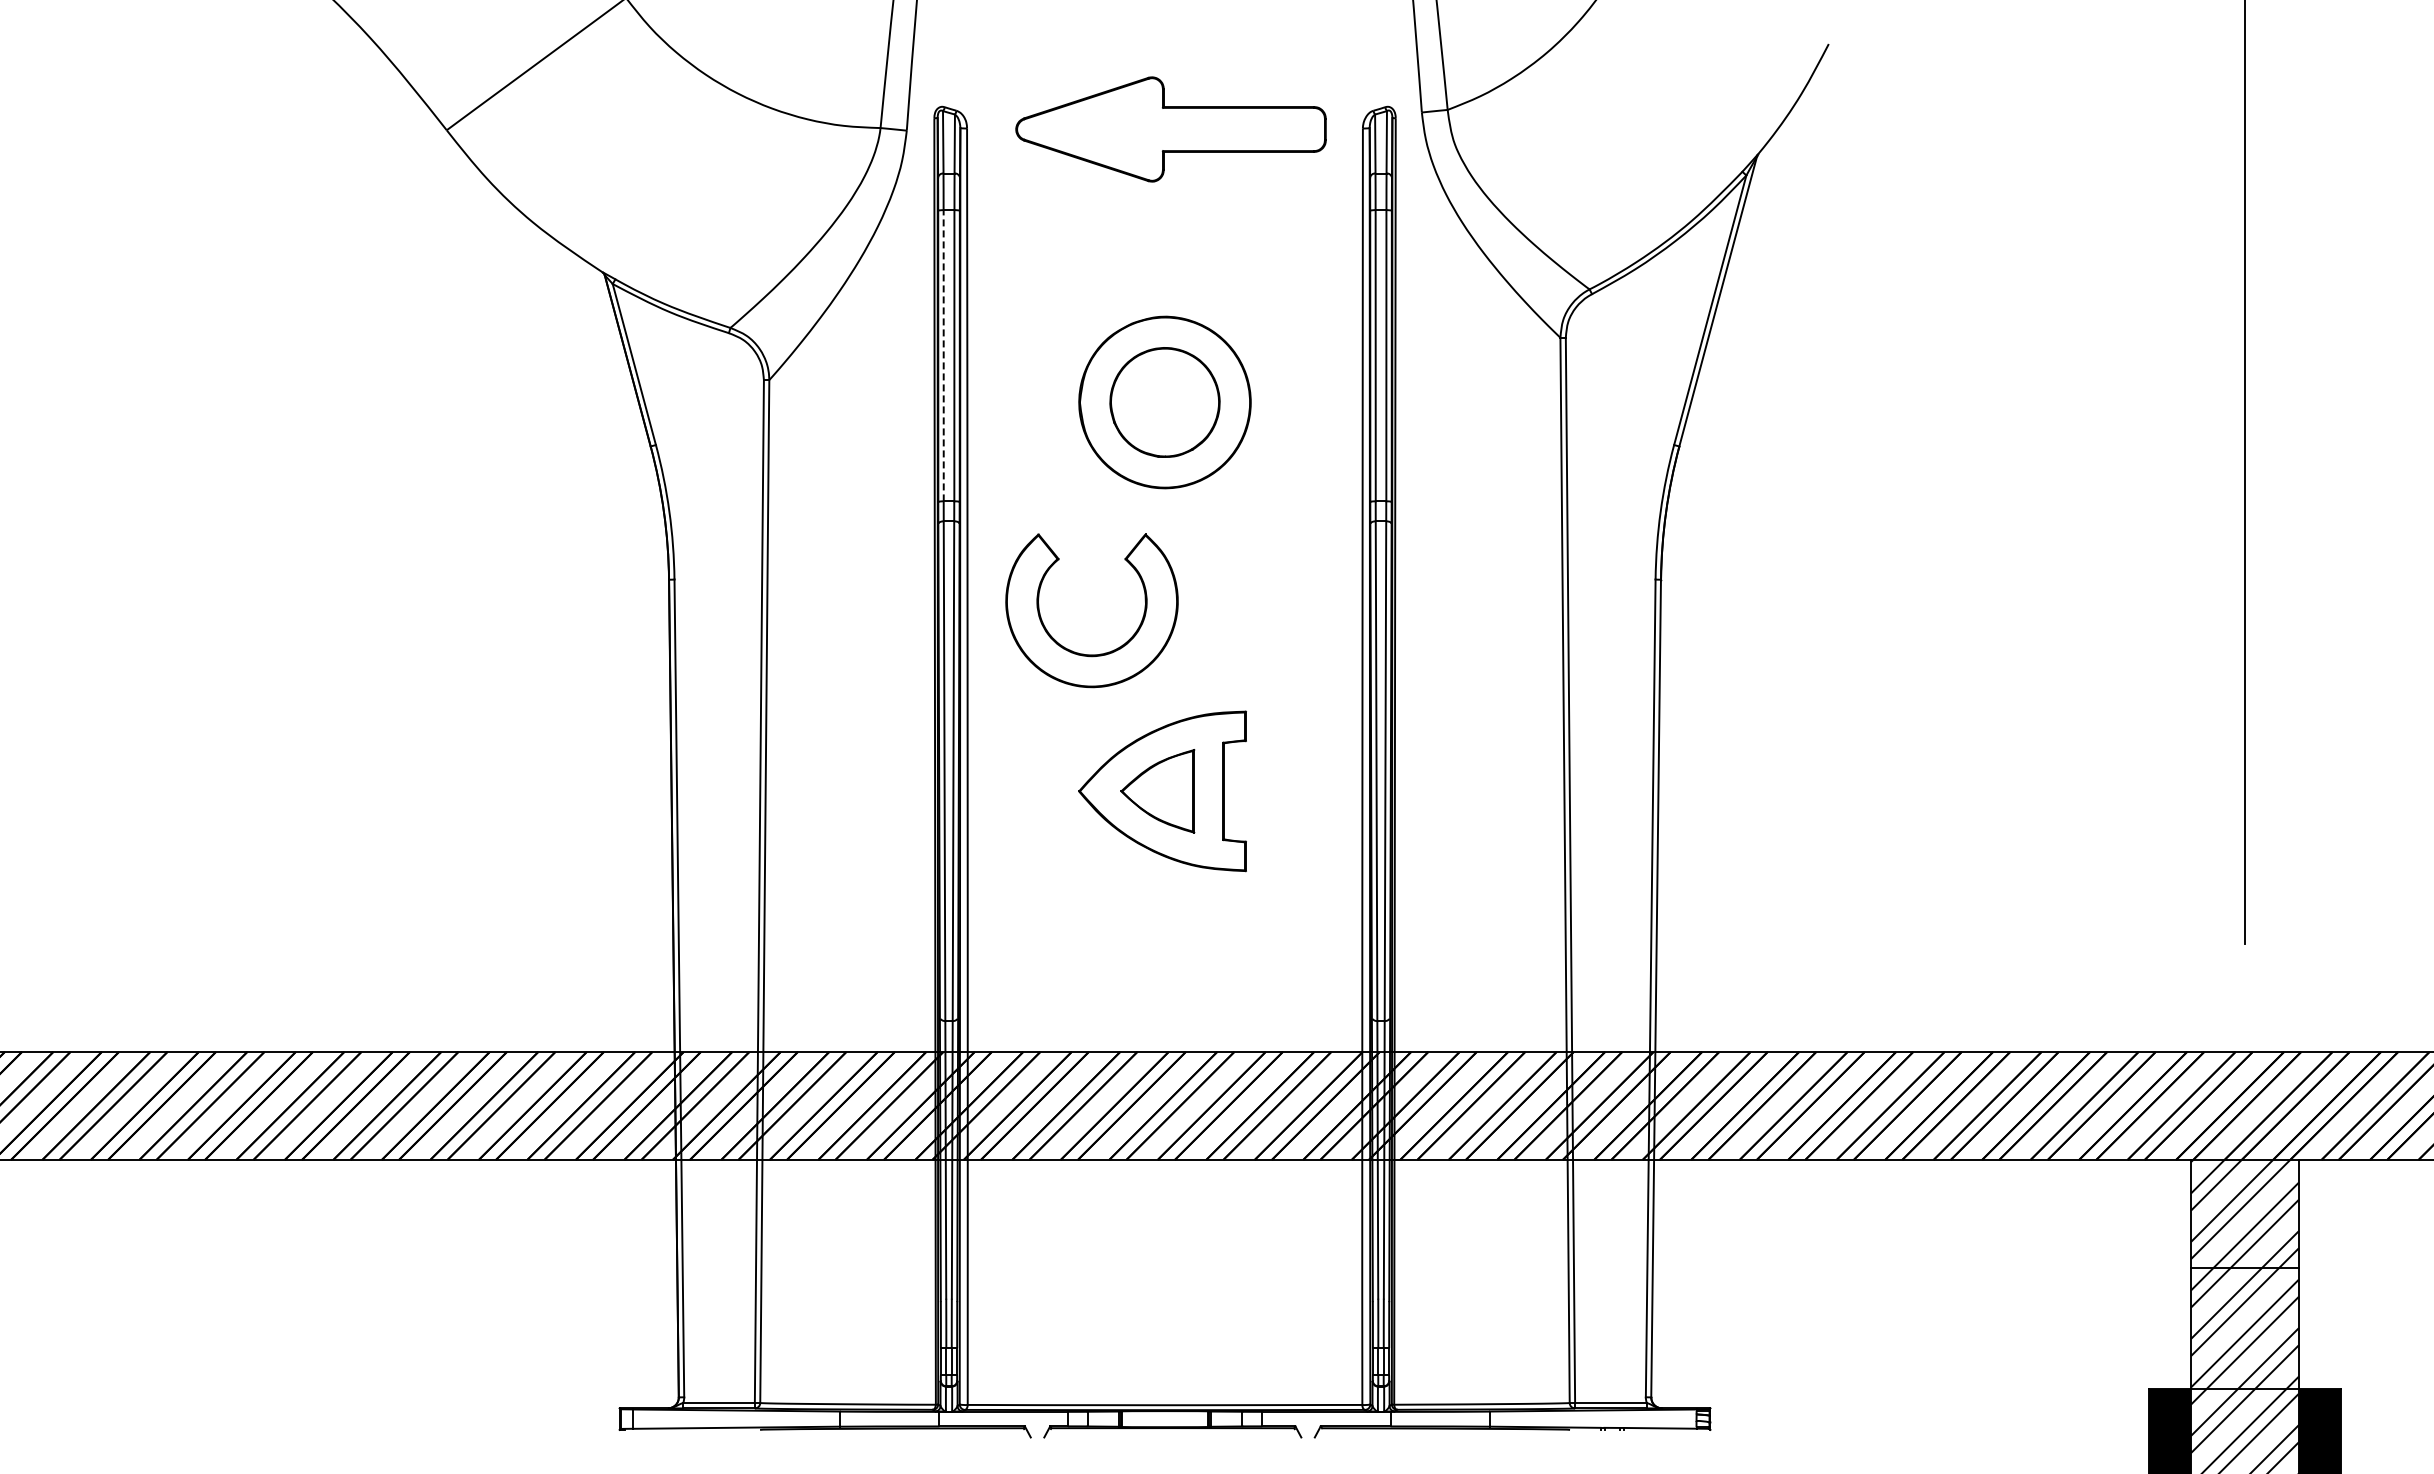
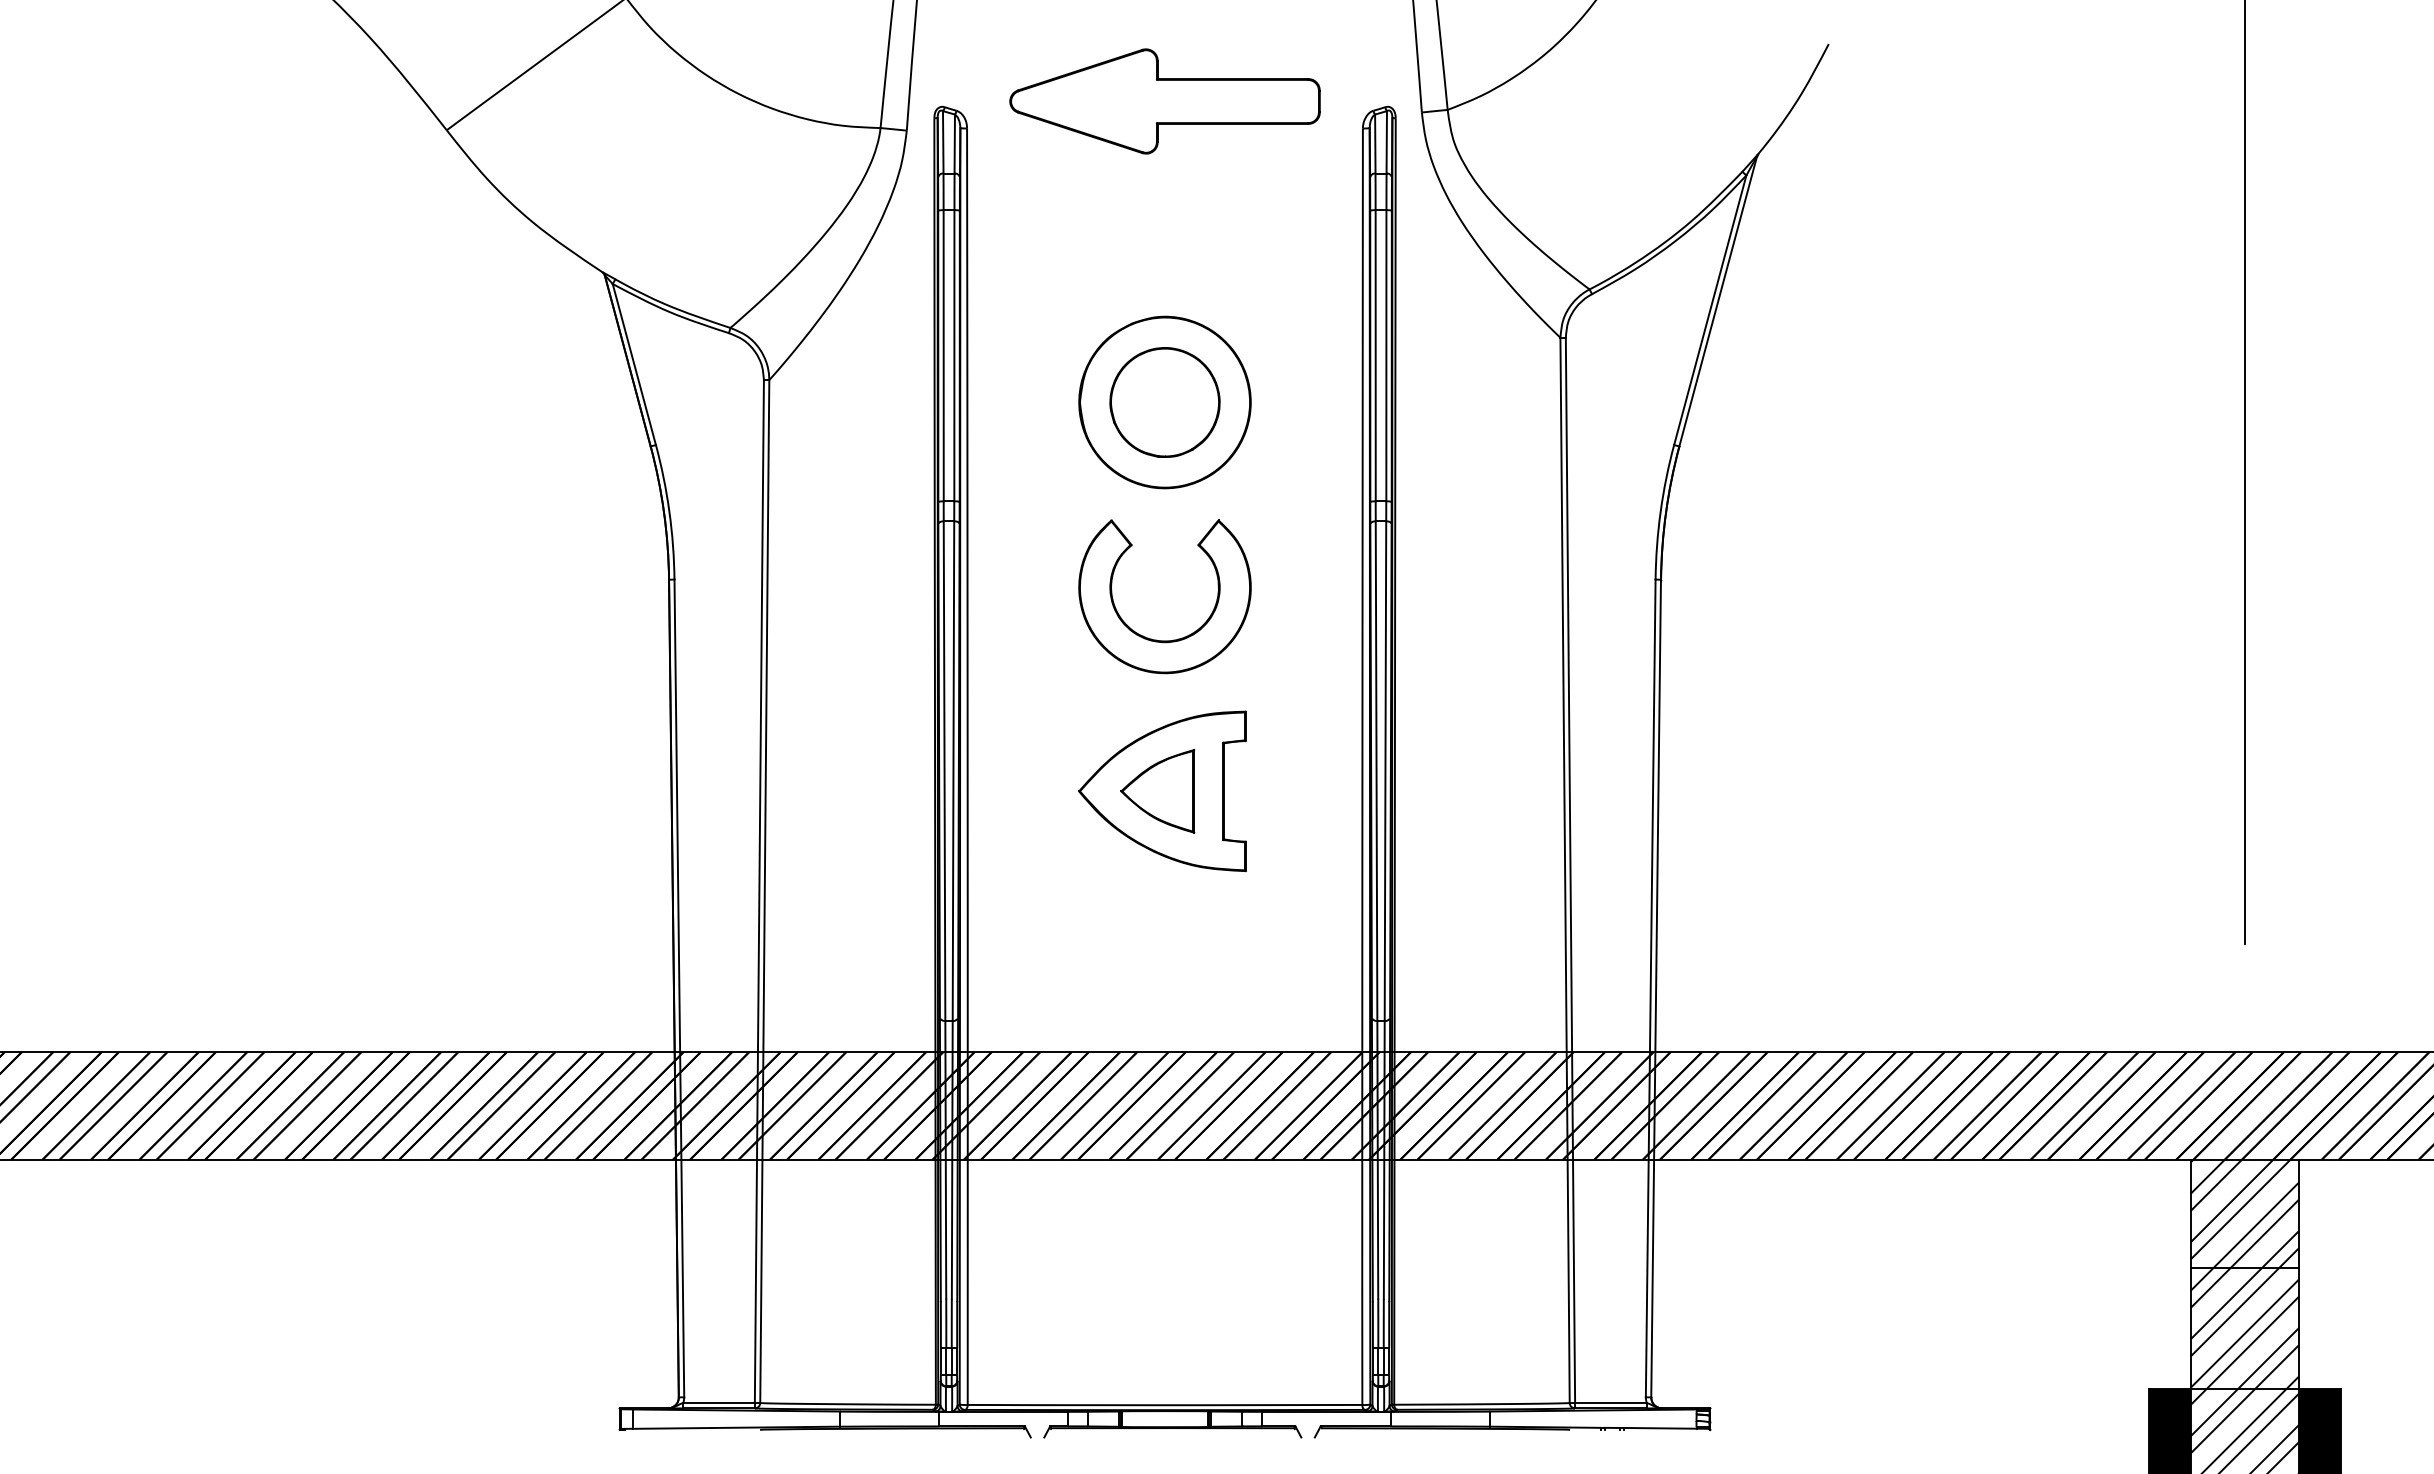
part position: (1170, 129) -> (1164, 101) (1164, 101)
line: dashed -> solid (943, 355)
part position: (1083, 653) -> (1156, 639) (1156, 639)
